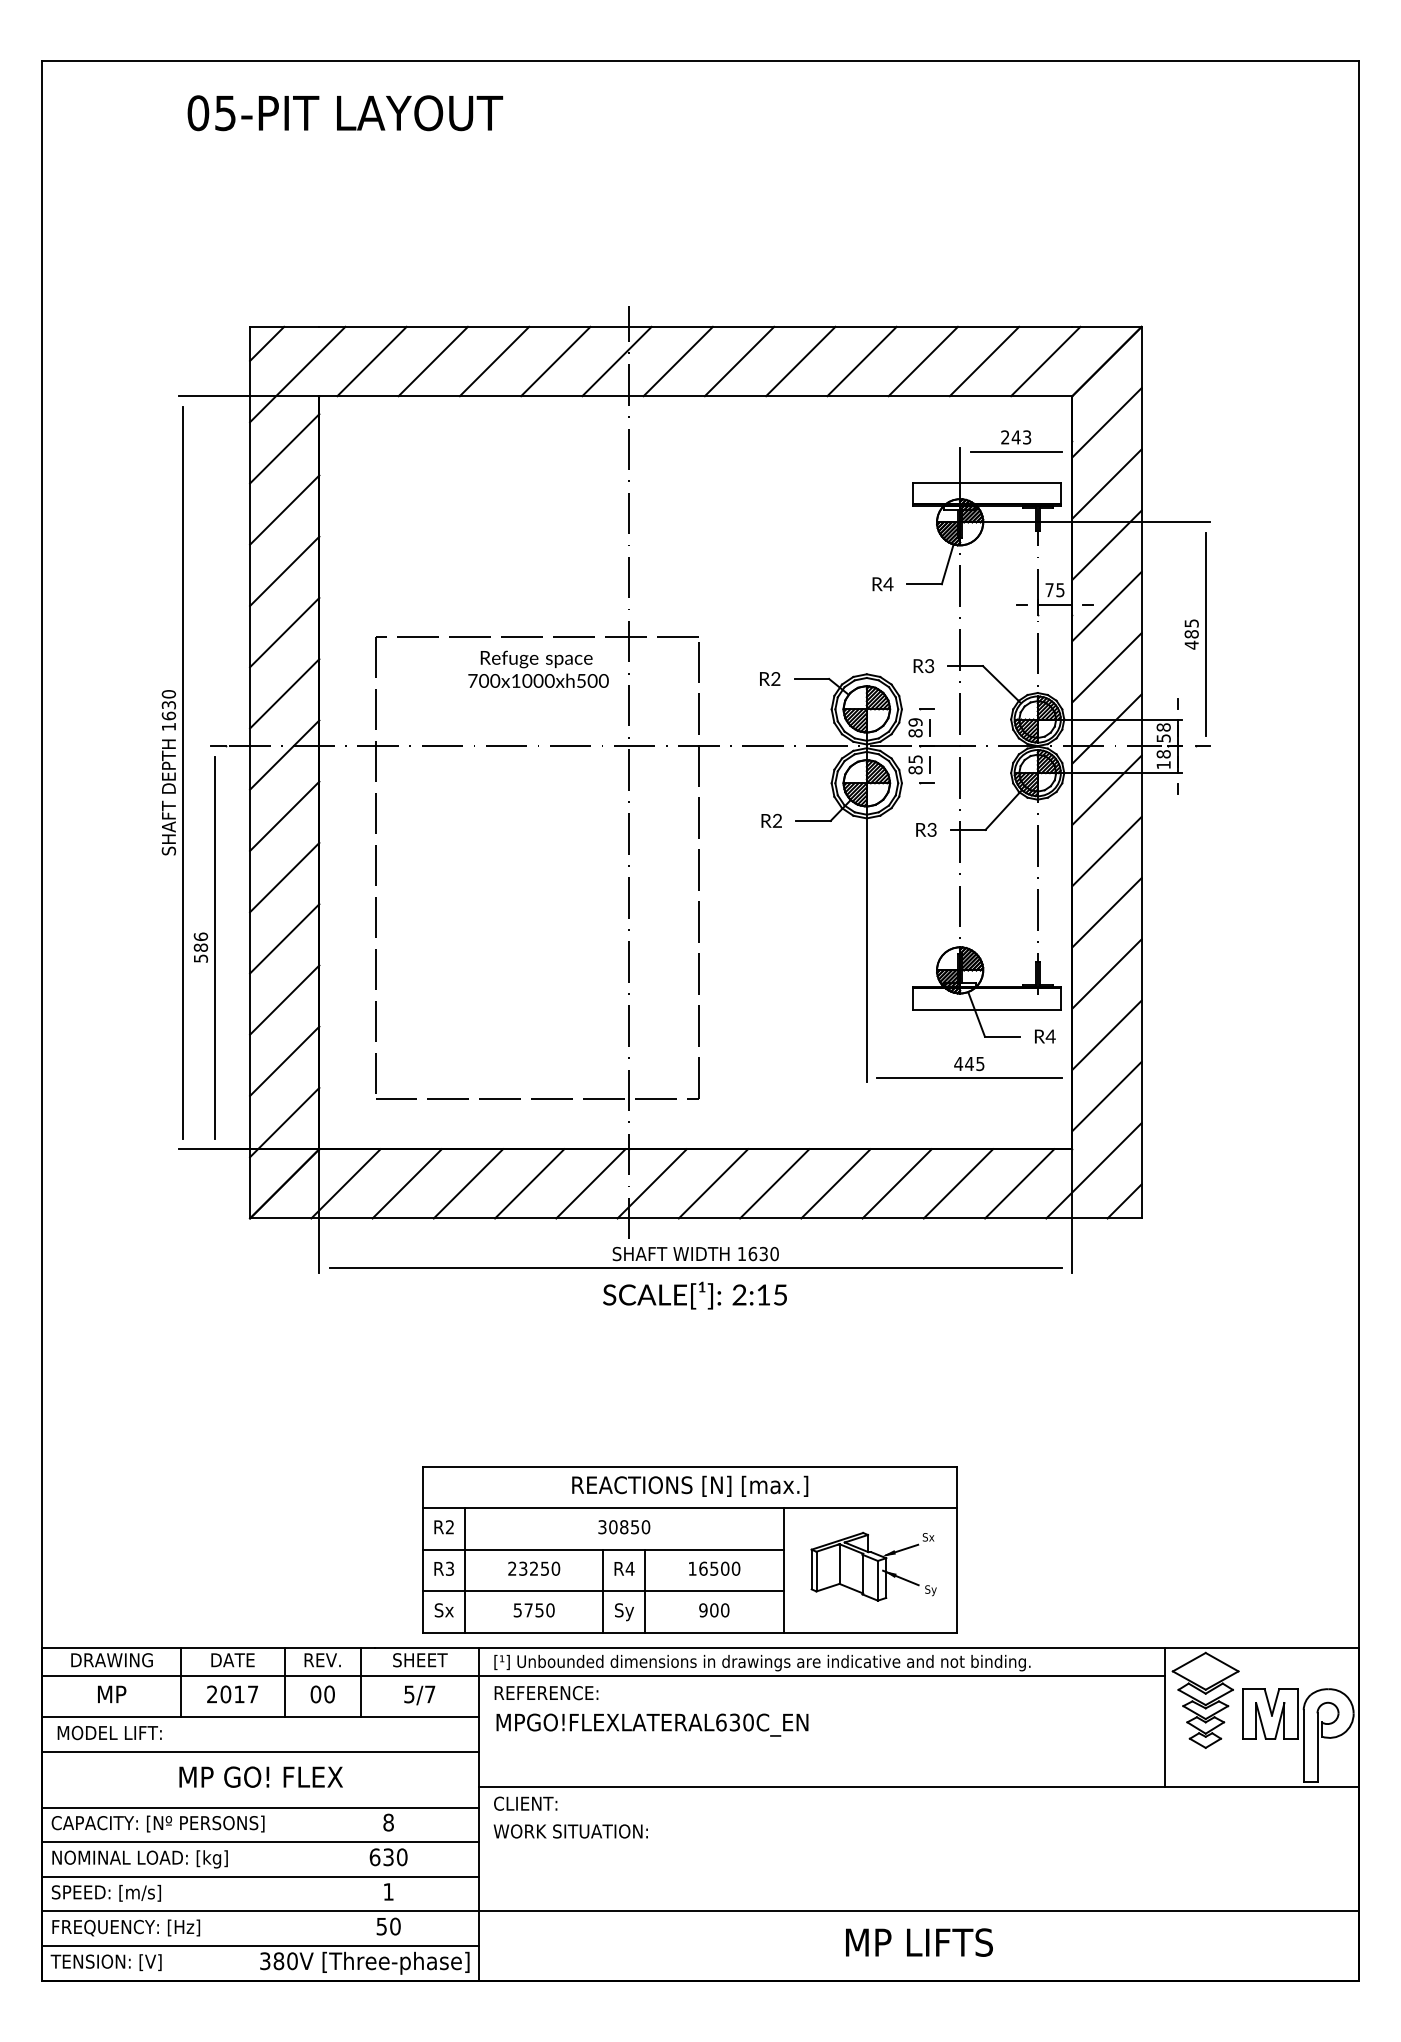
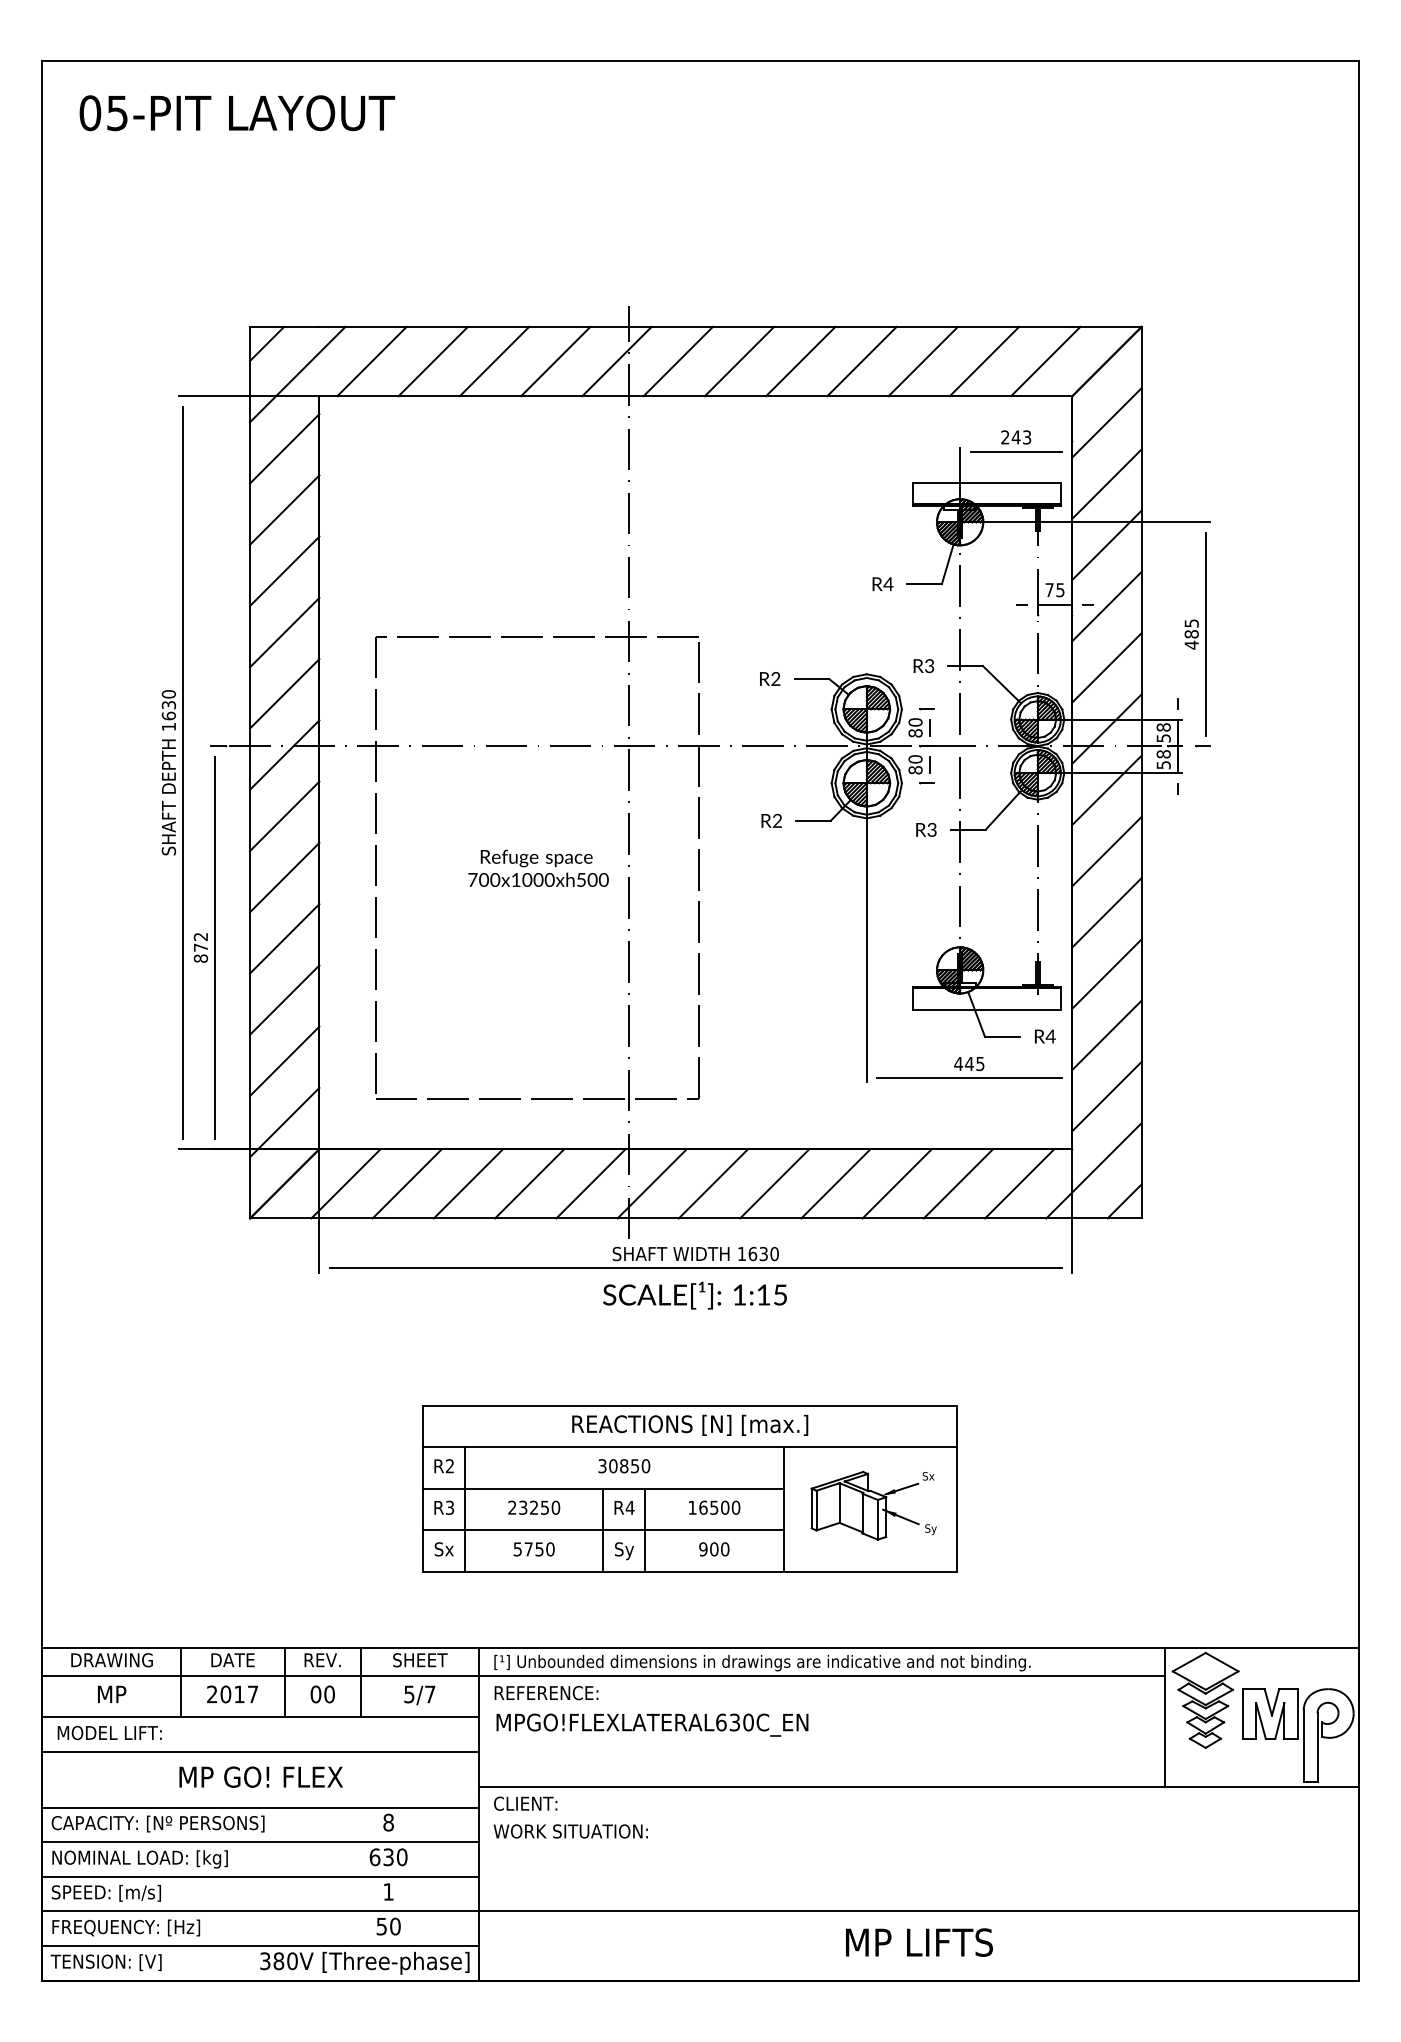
text position: (345, 113) -> (237, 113) (237, 113)
text position: (538, 668) -> (538, 867) (538, 867)
text: 89 -> 80 (915, 722)
text: 85 -> 80 (915, 759)
text: 18 -> 58 (1163, 765)
text: 586 -> 872 (200, 947)
text: 2:15 -> 1:15 (739, 1294)
part position: (689, 1549) -> (689, 1488) (689, 1488)
